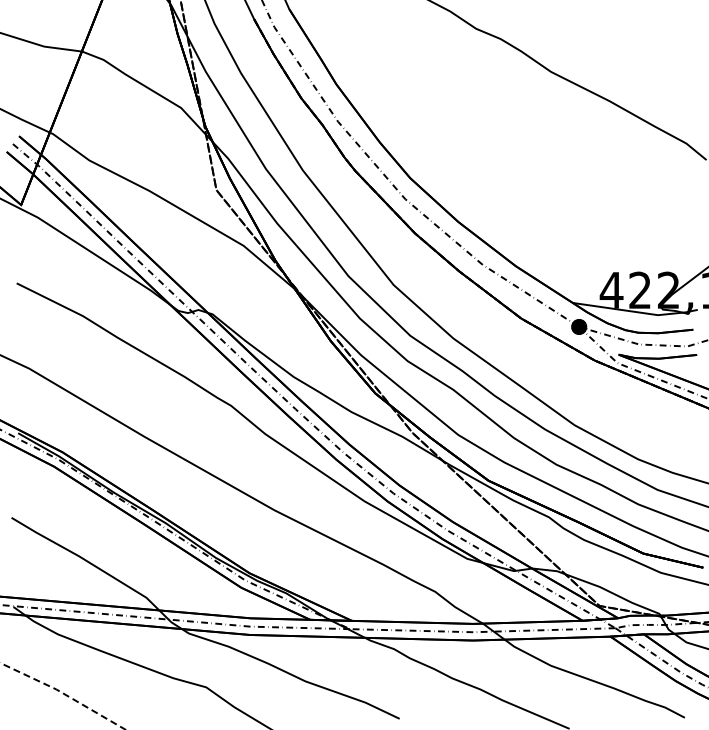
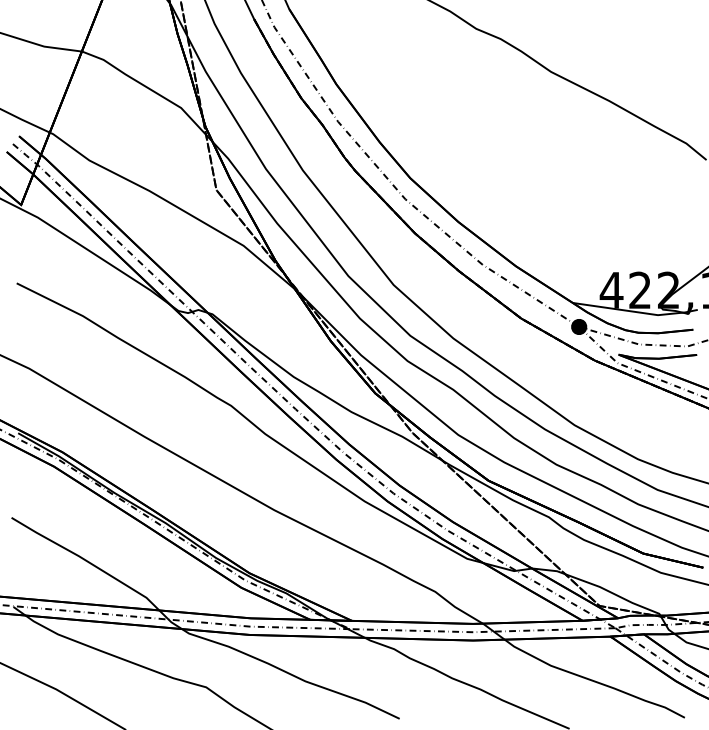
line: dashed -> solid (63, 693)
